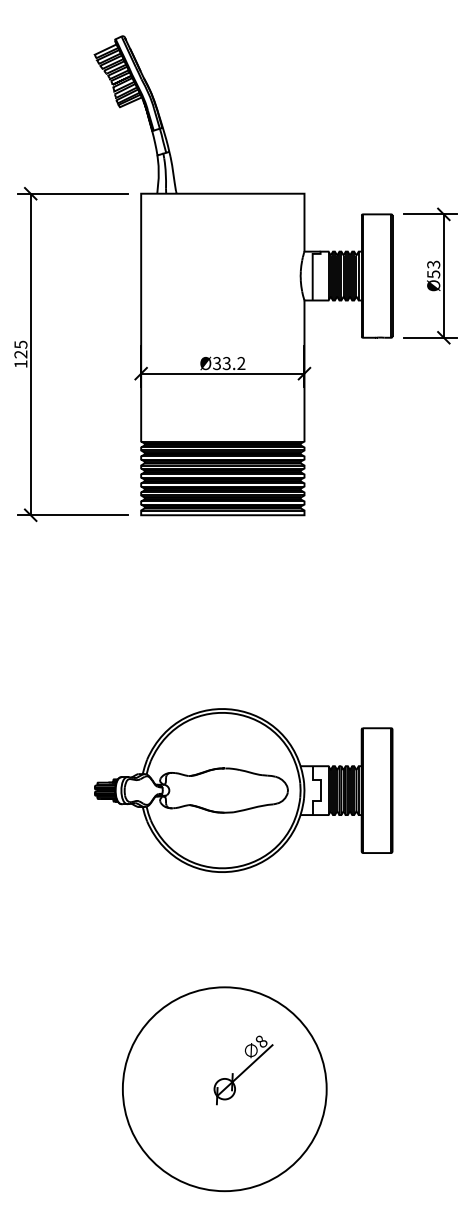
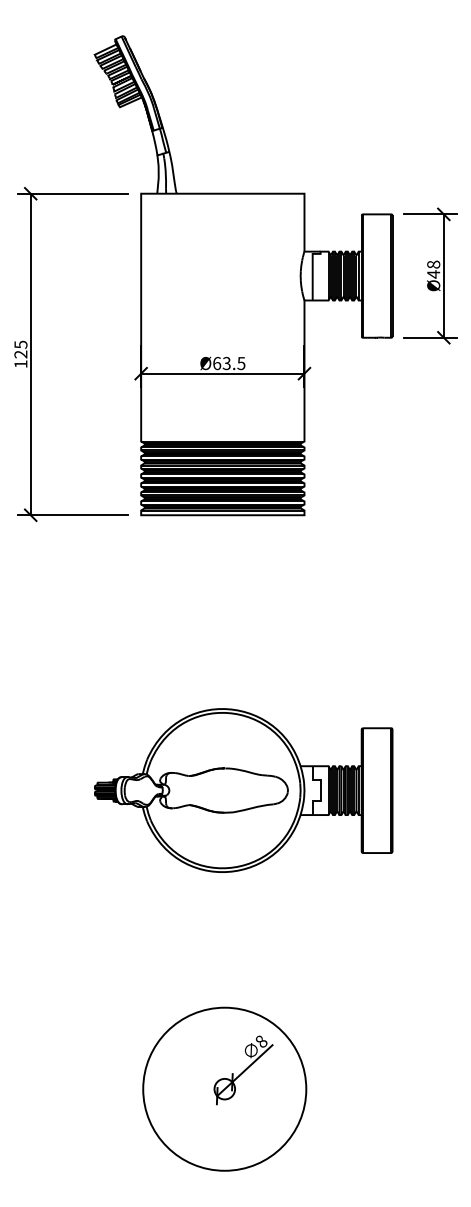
text: Ø53 -> Ø48 (433, 269)
text: Ø33.2 -> Ø63.5 (229, 363)
circle diameter: 204 px -> 163 px (224, 1088)
